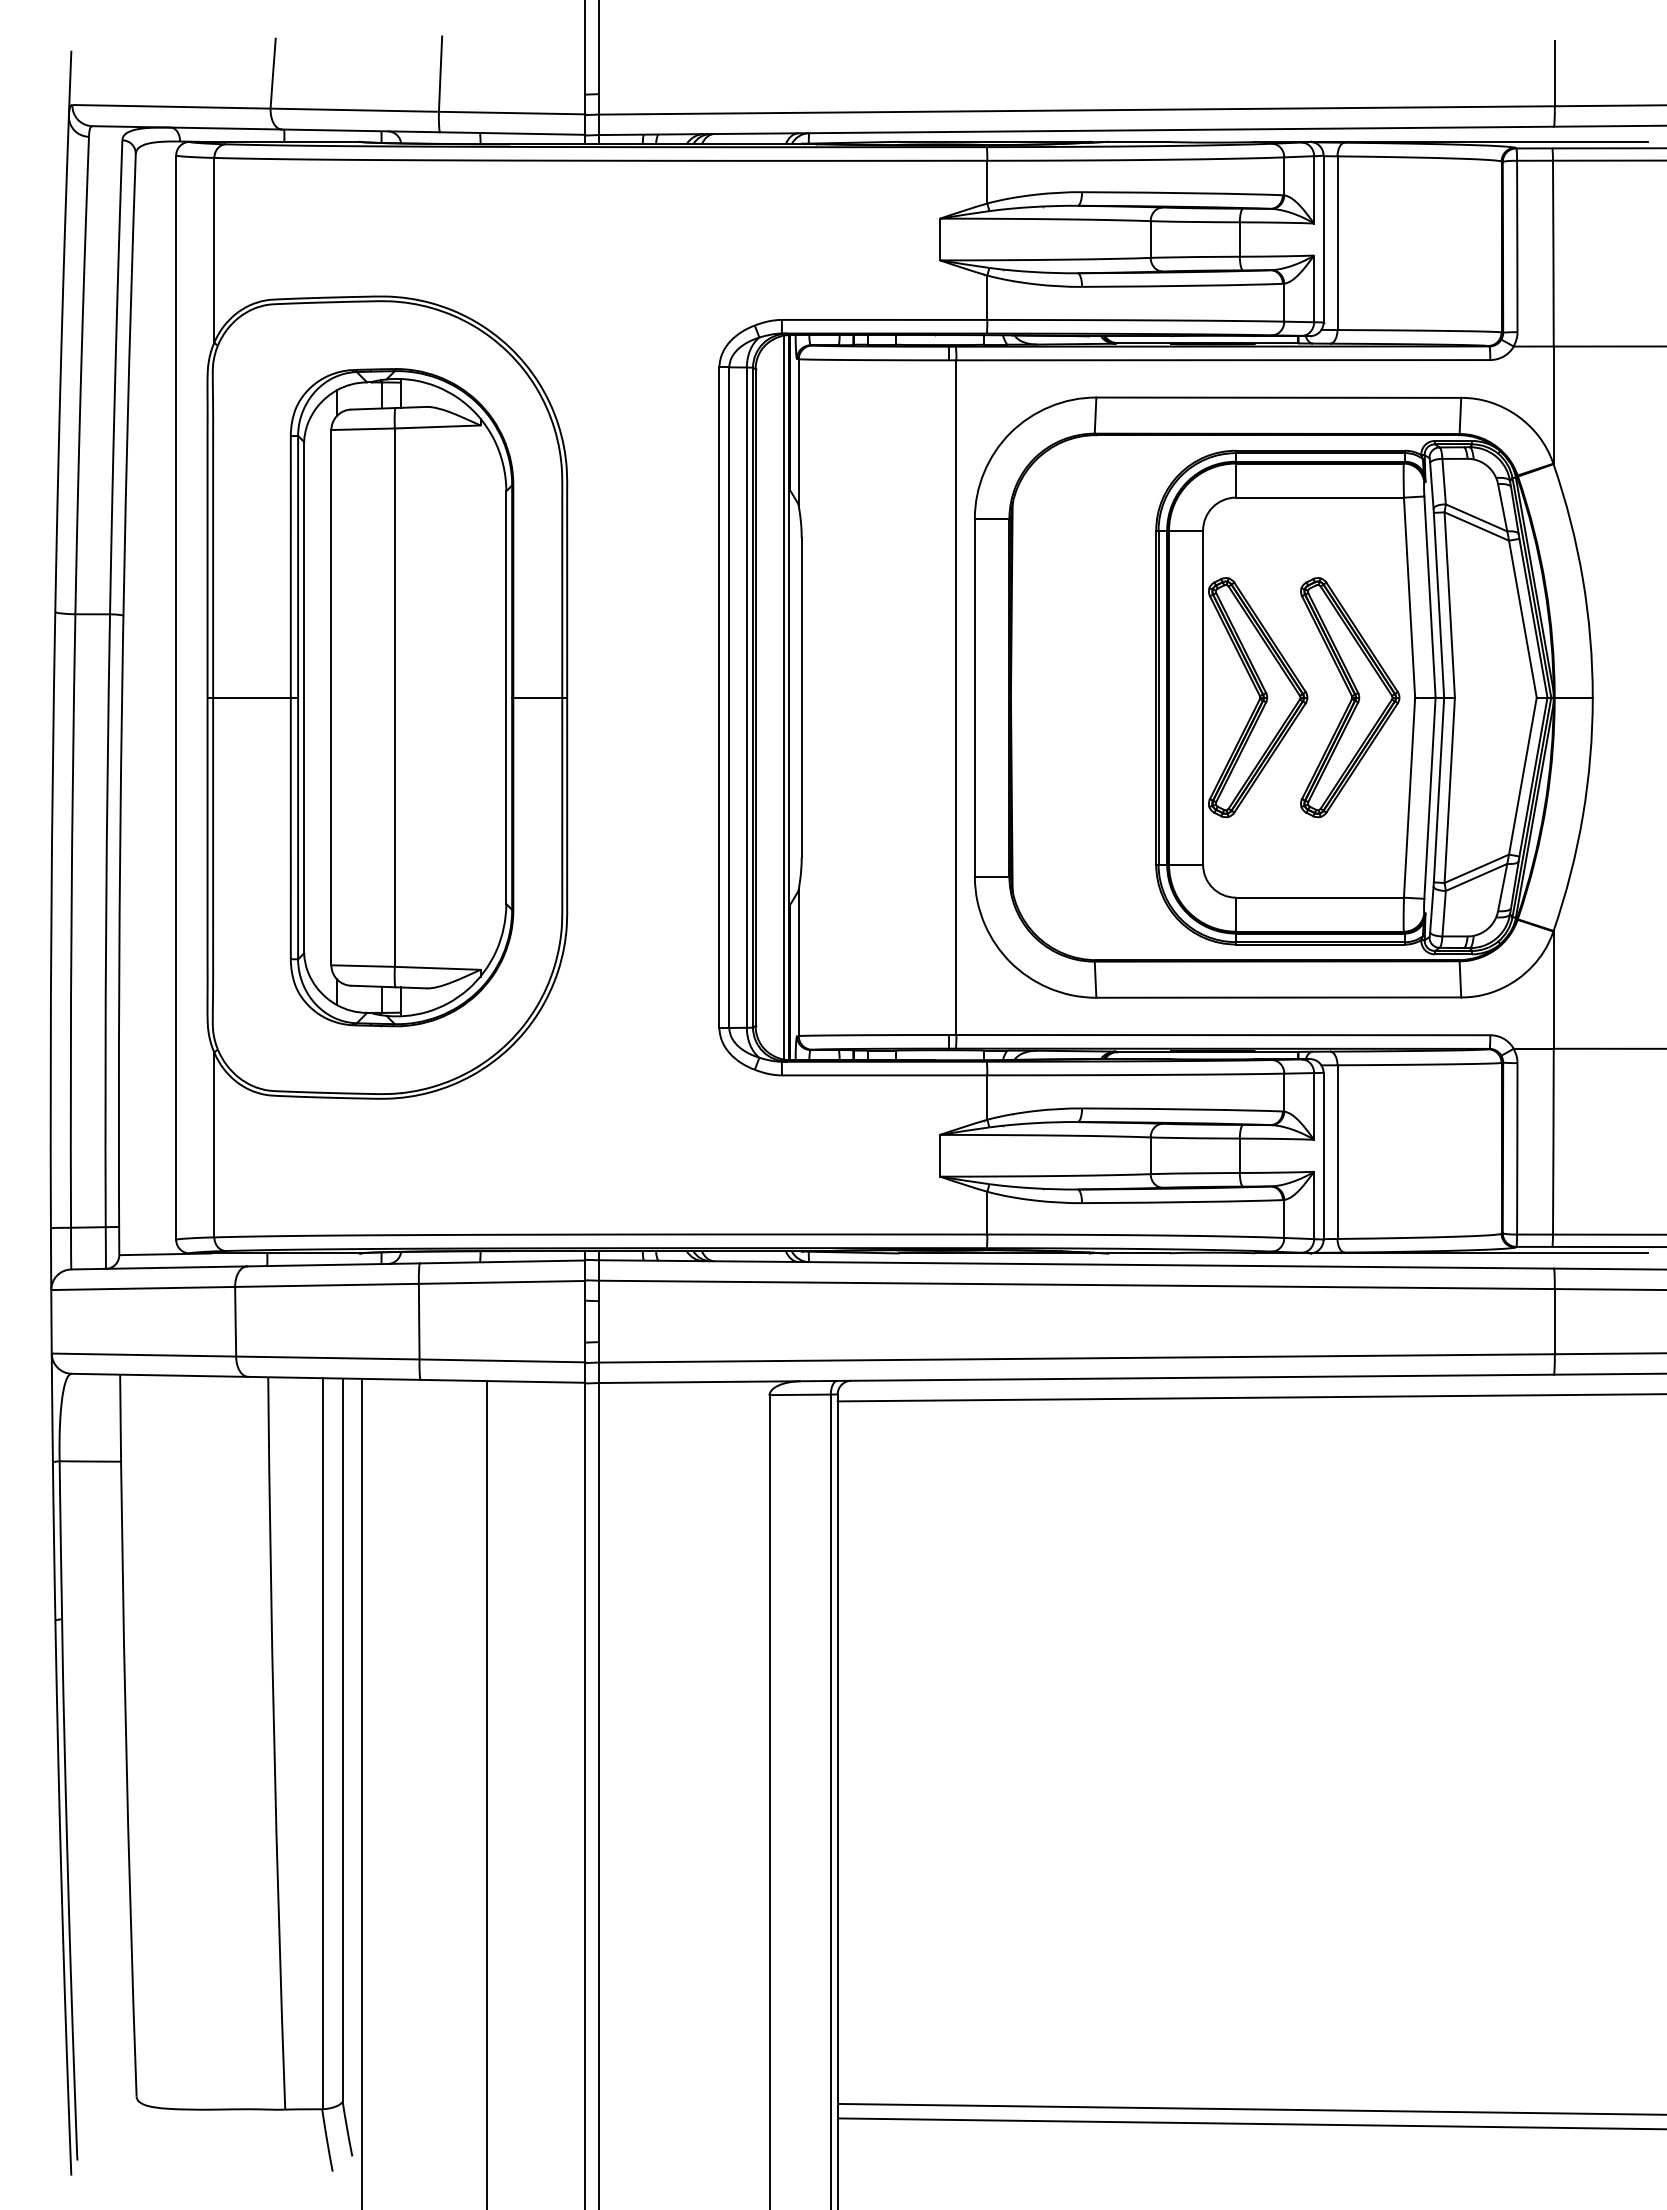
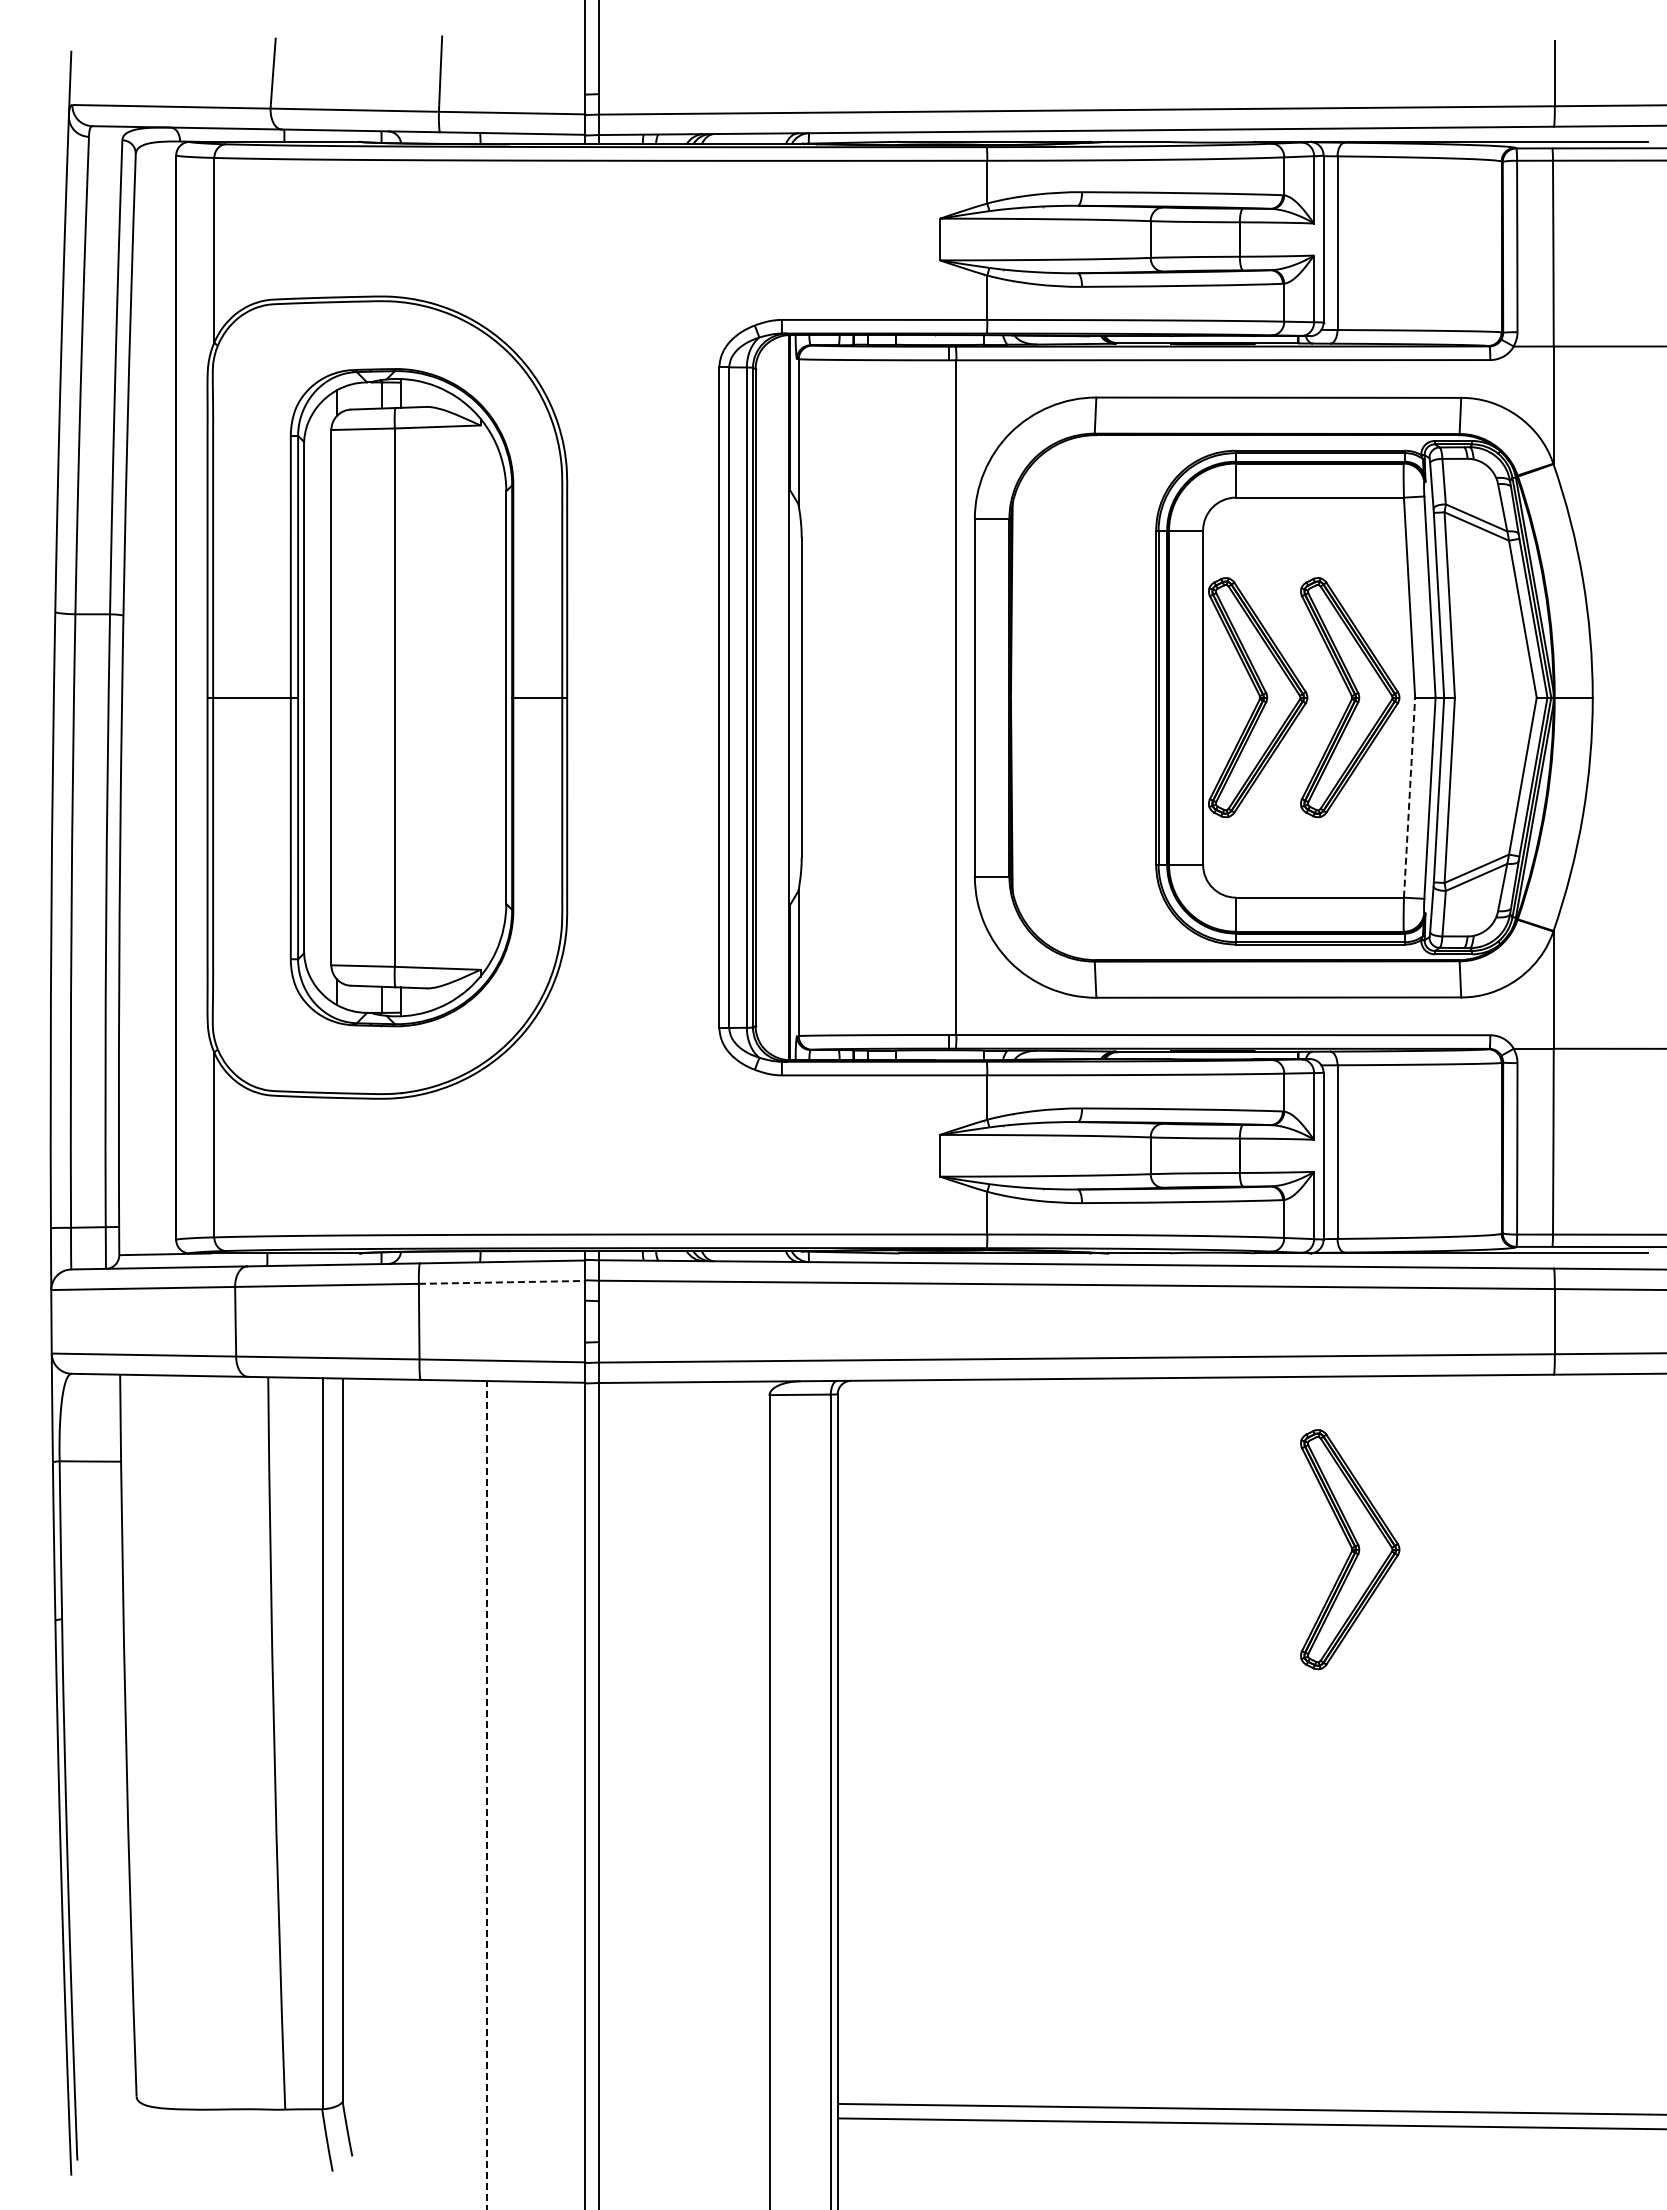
line: present -> none (784, 697)
line: solid -> dashed (1409, 797)
line: solid -> dashed (502, 1282)
line: present -> none (1250, 1397)
part: none -> present (1350, 1549)
line: present -> none (362, 1792)
line: solid -> dashed (487, 1794)
